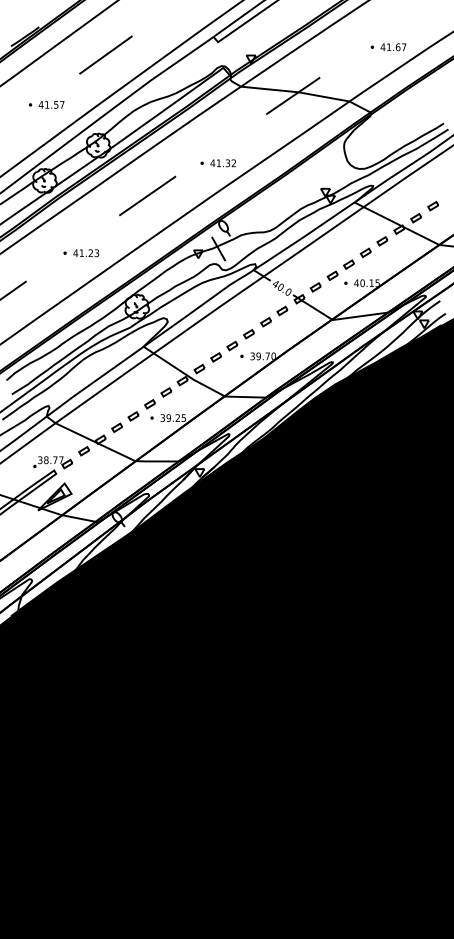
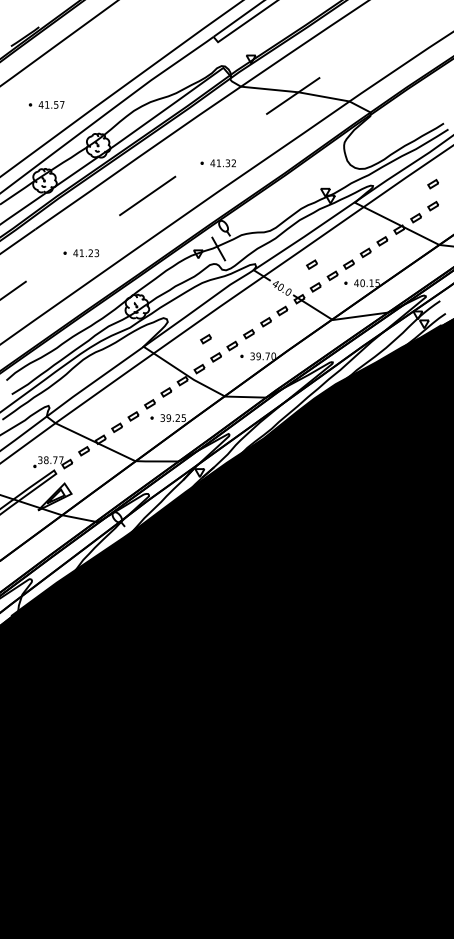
part: present -> none (388, 47)
line: present -> none (105, 54)
part: none -> present (432, 184)
part: none -> present (311, 264)
part: none -> present (205, 339)
